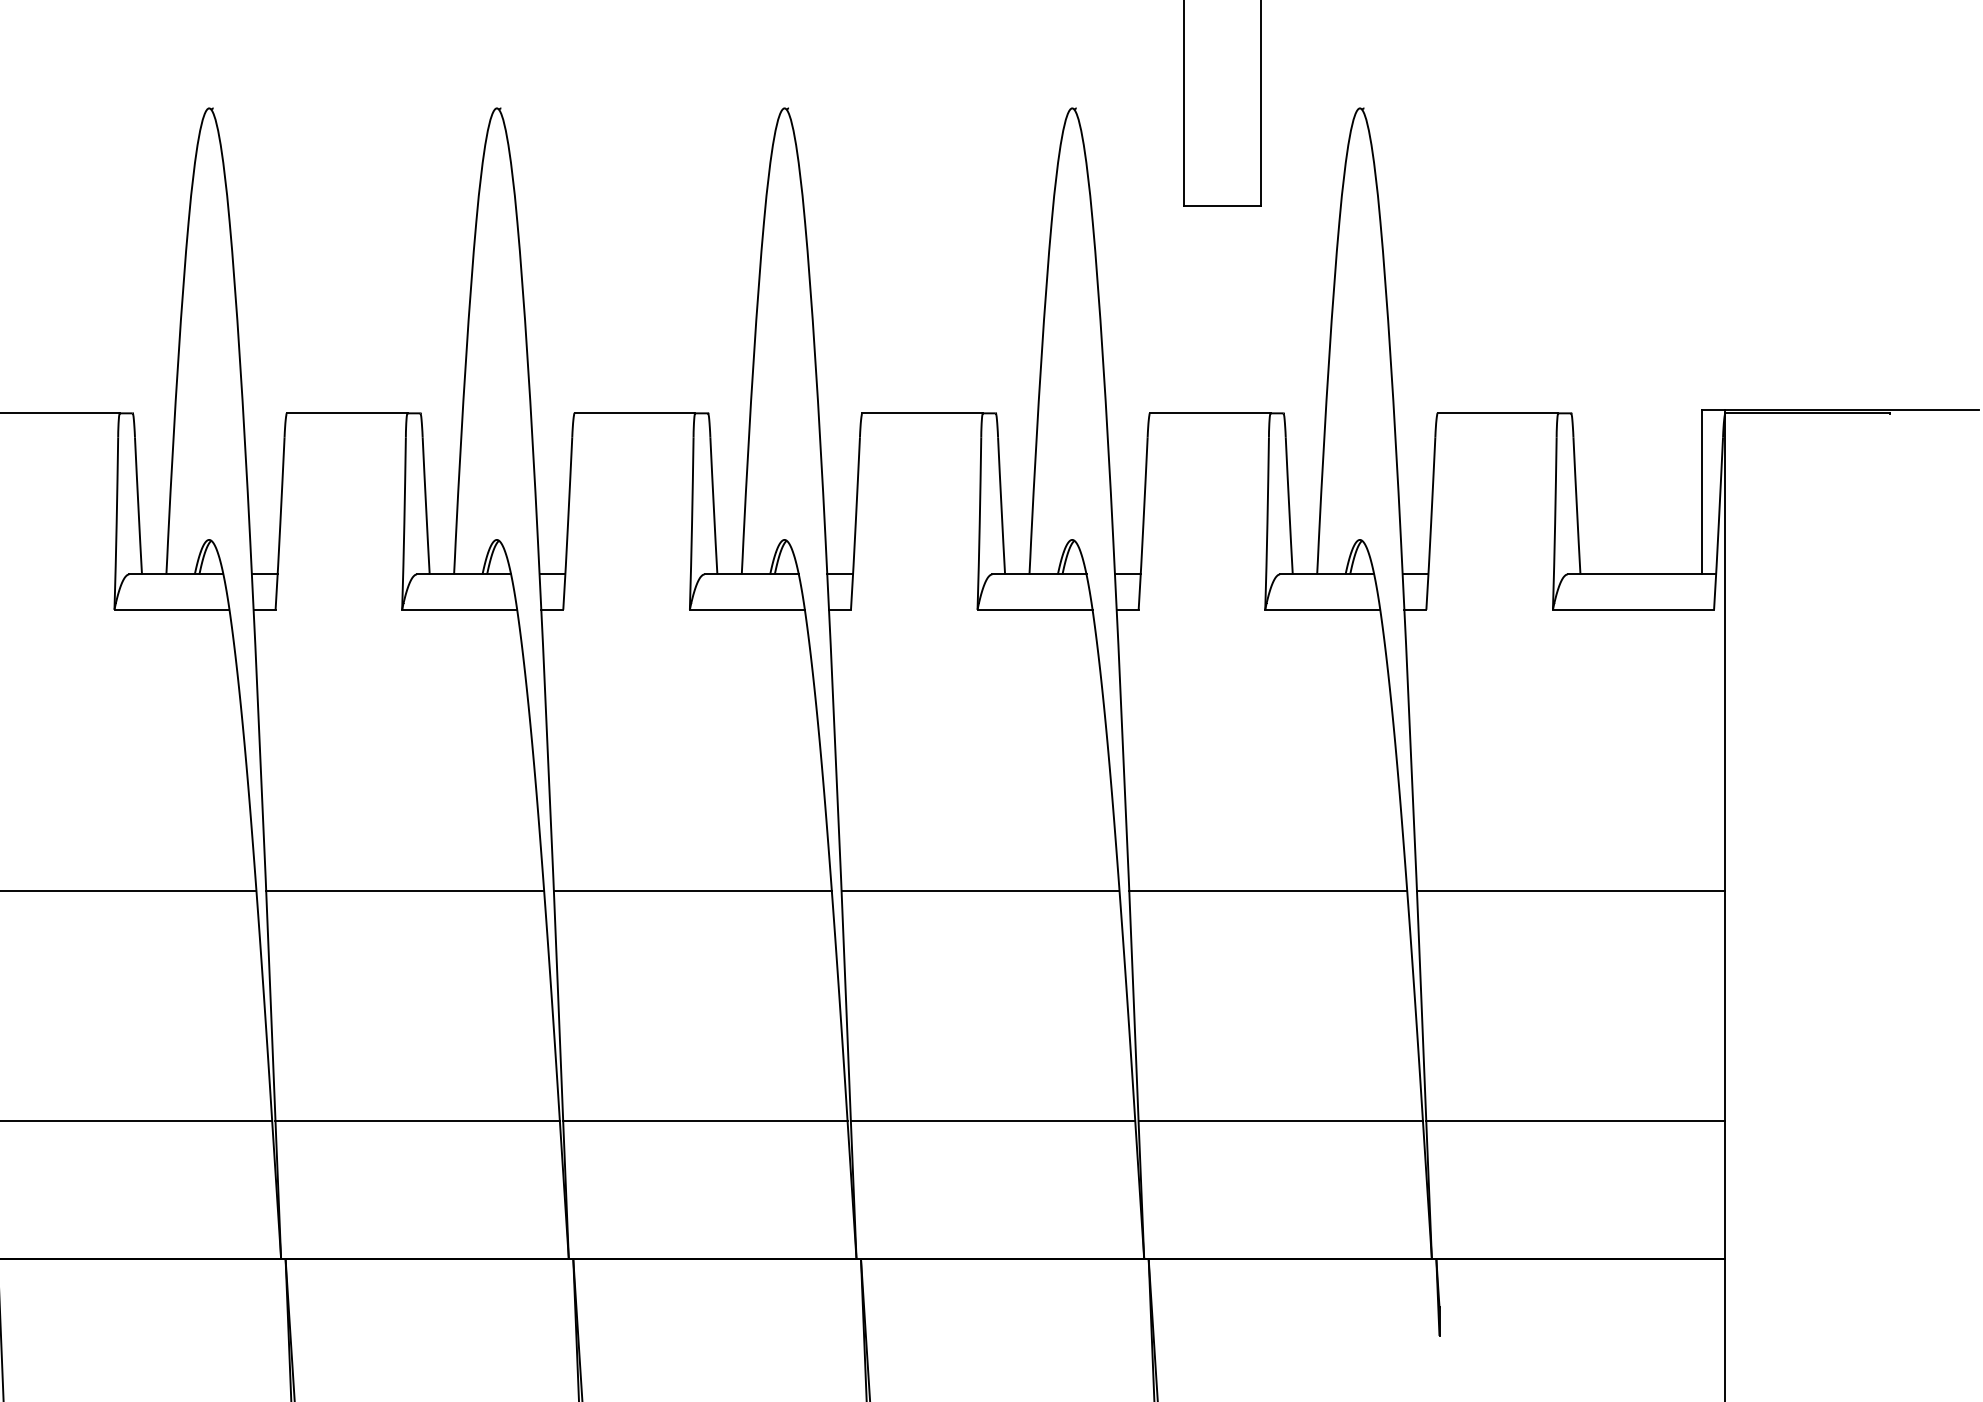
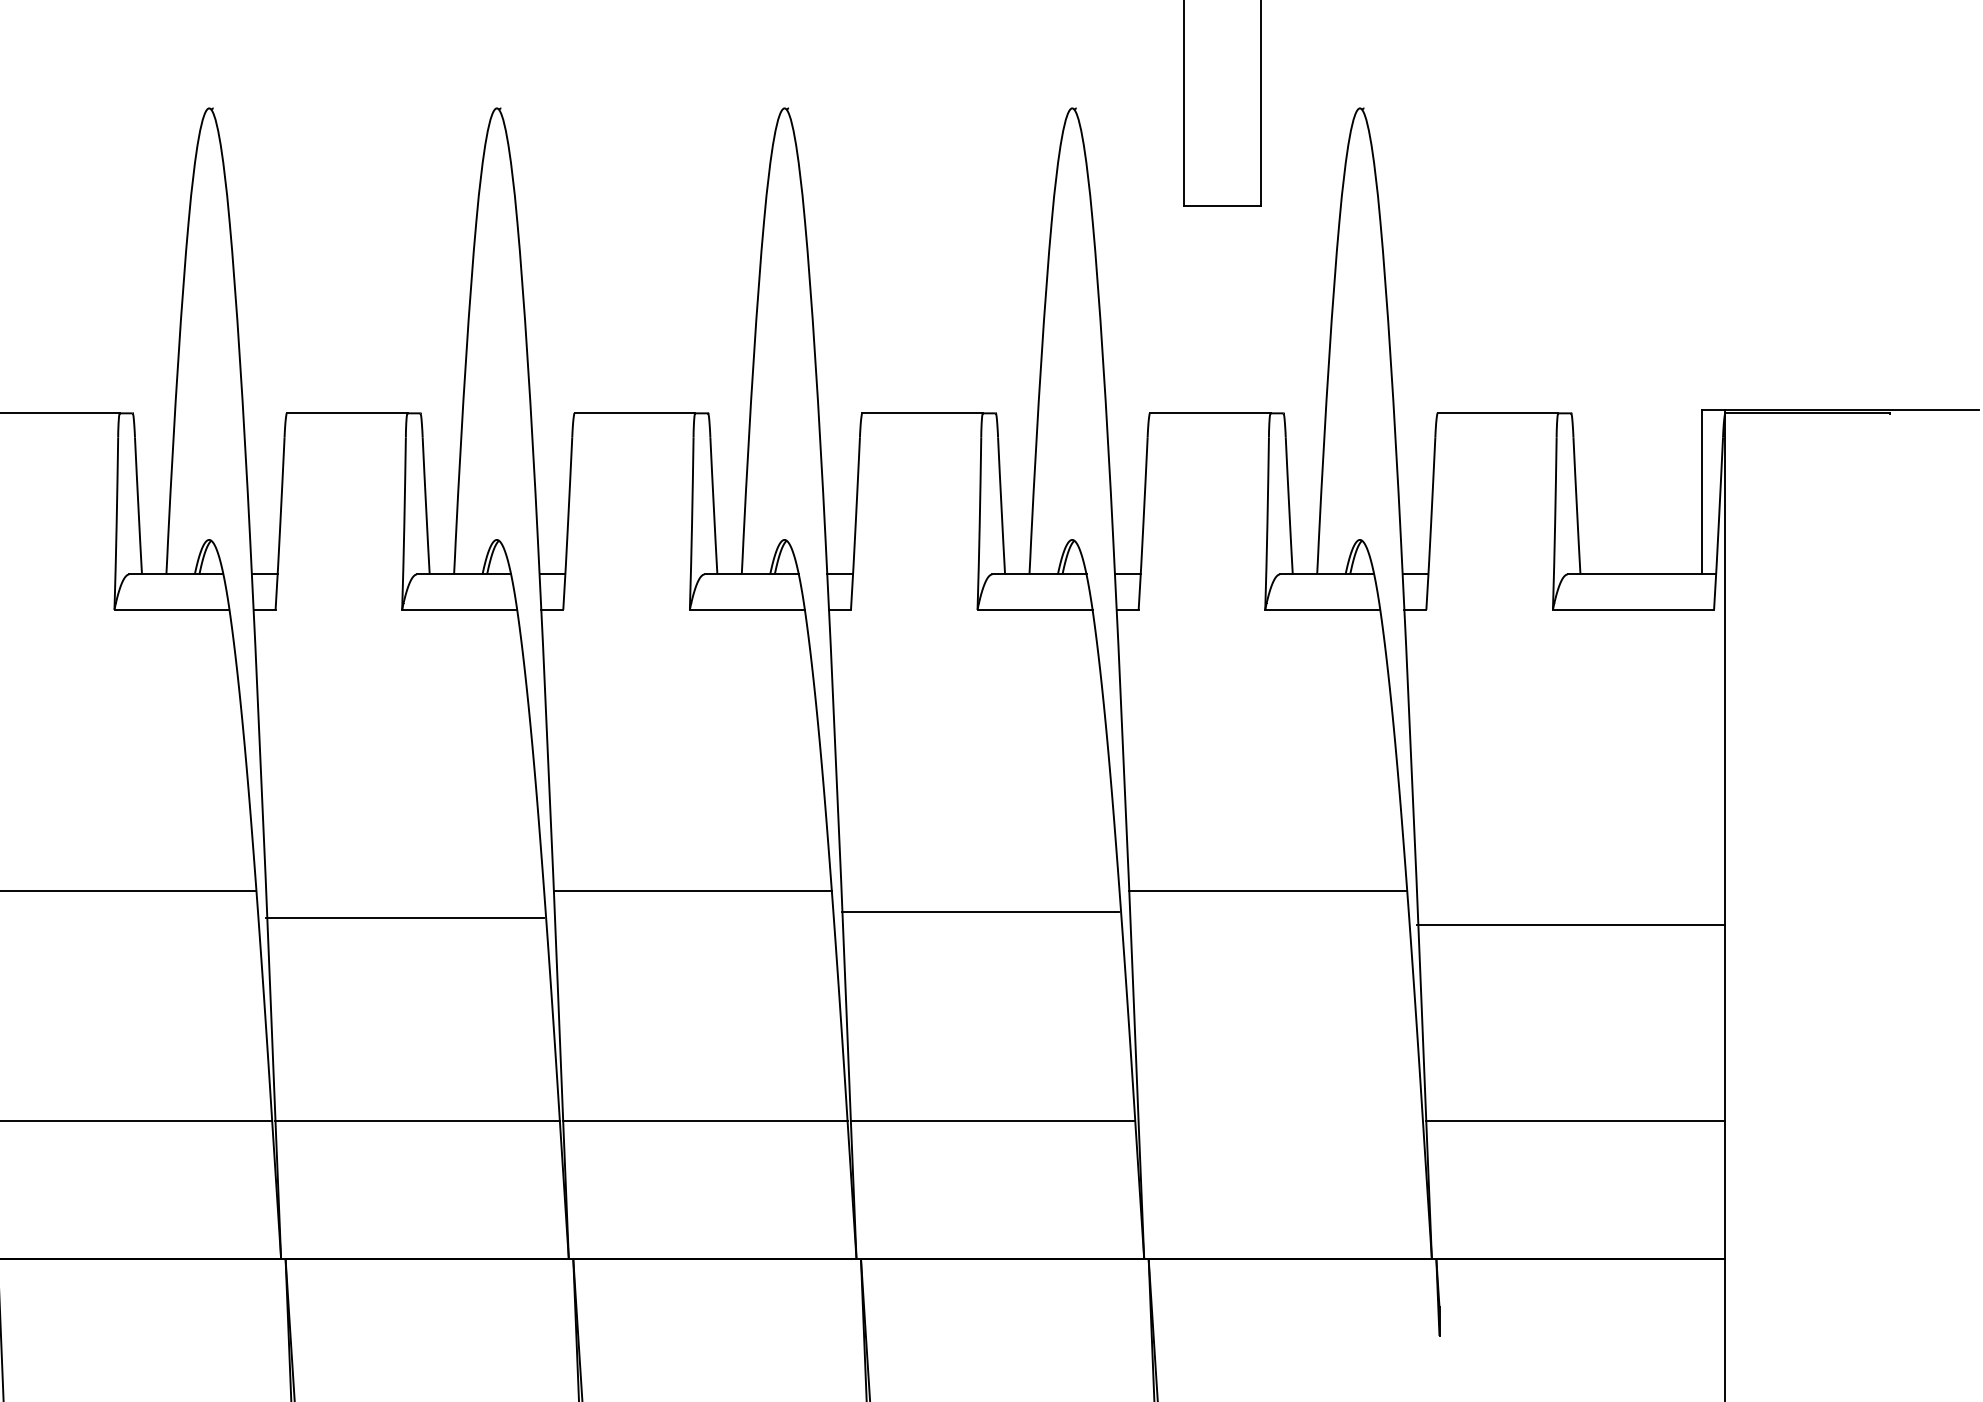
line position: (405, 890) -> (405, 917) (405, 917)
line position: (980, 890) -> (980, 911) (980, 911)
line position: (1570, 890) -> (1570, 924) (1570, 924)
line: present -> none (1280, 1121)
